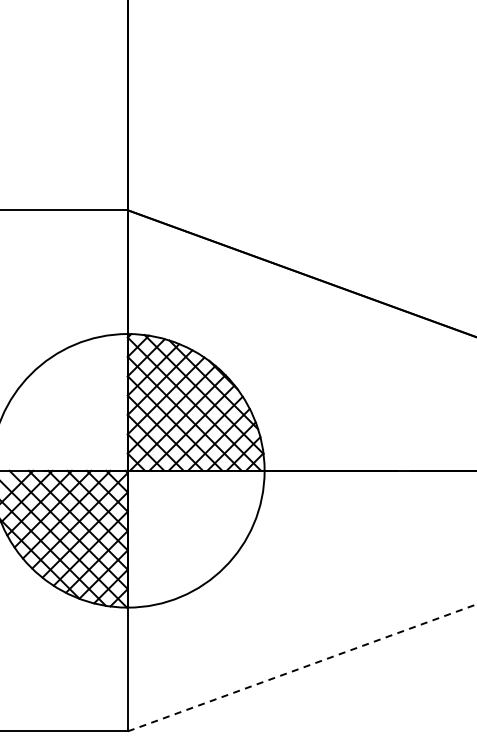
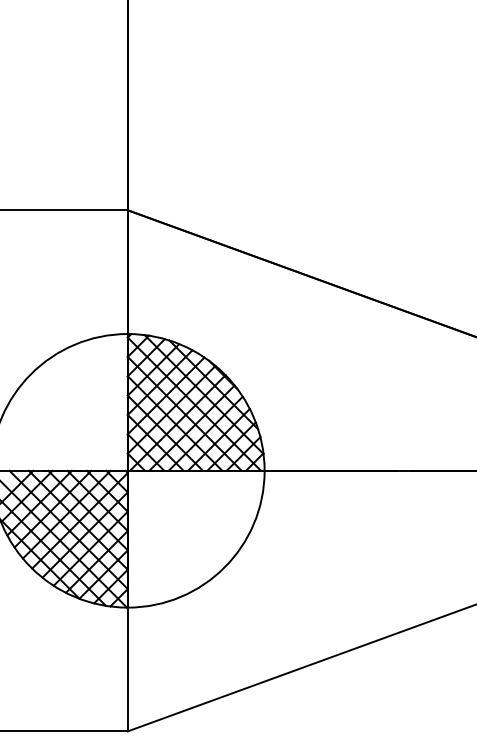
line: dashed -> solid (302, 667)
